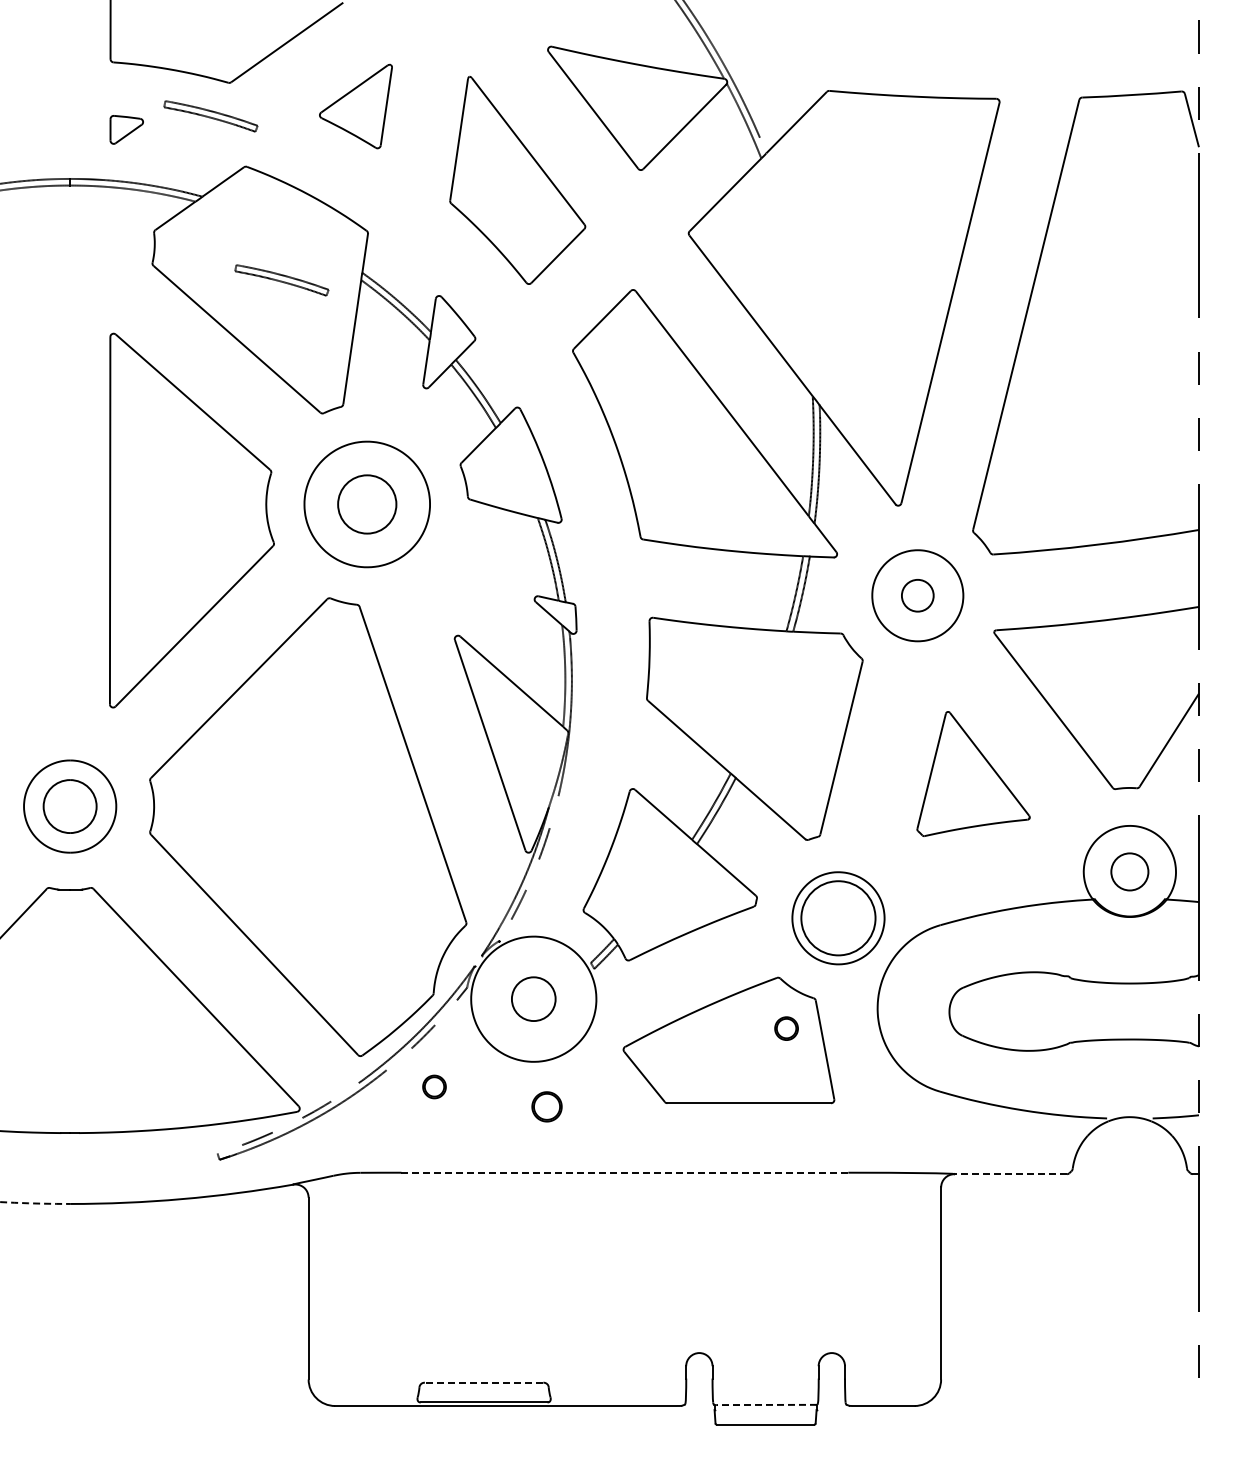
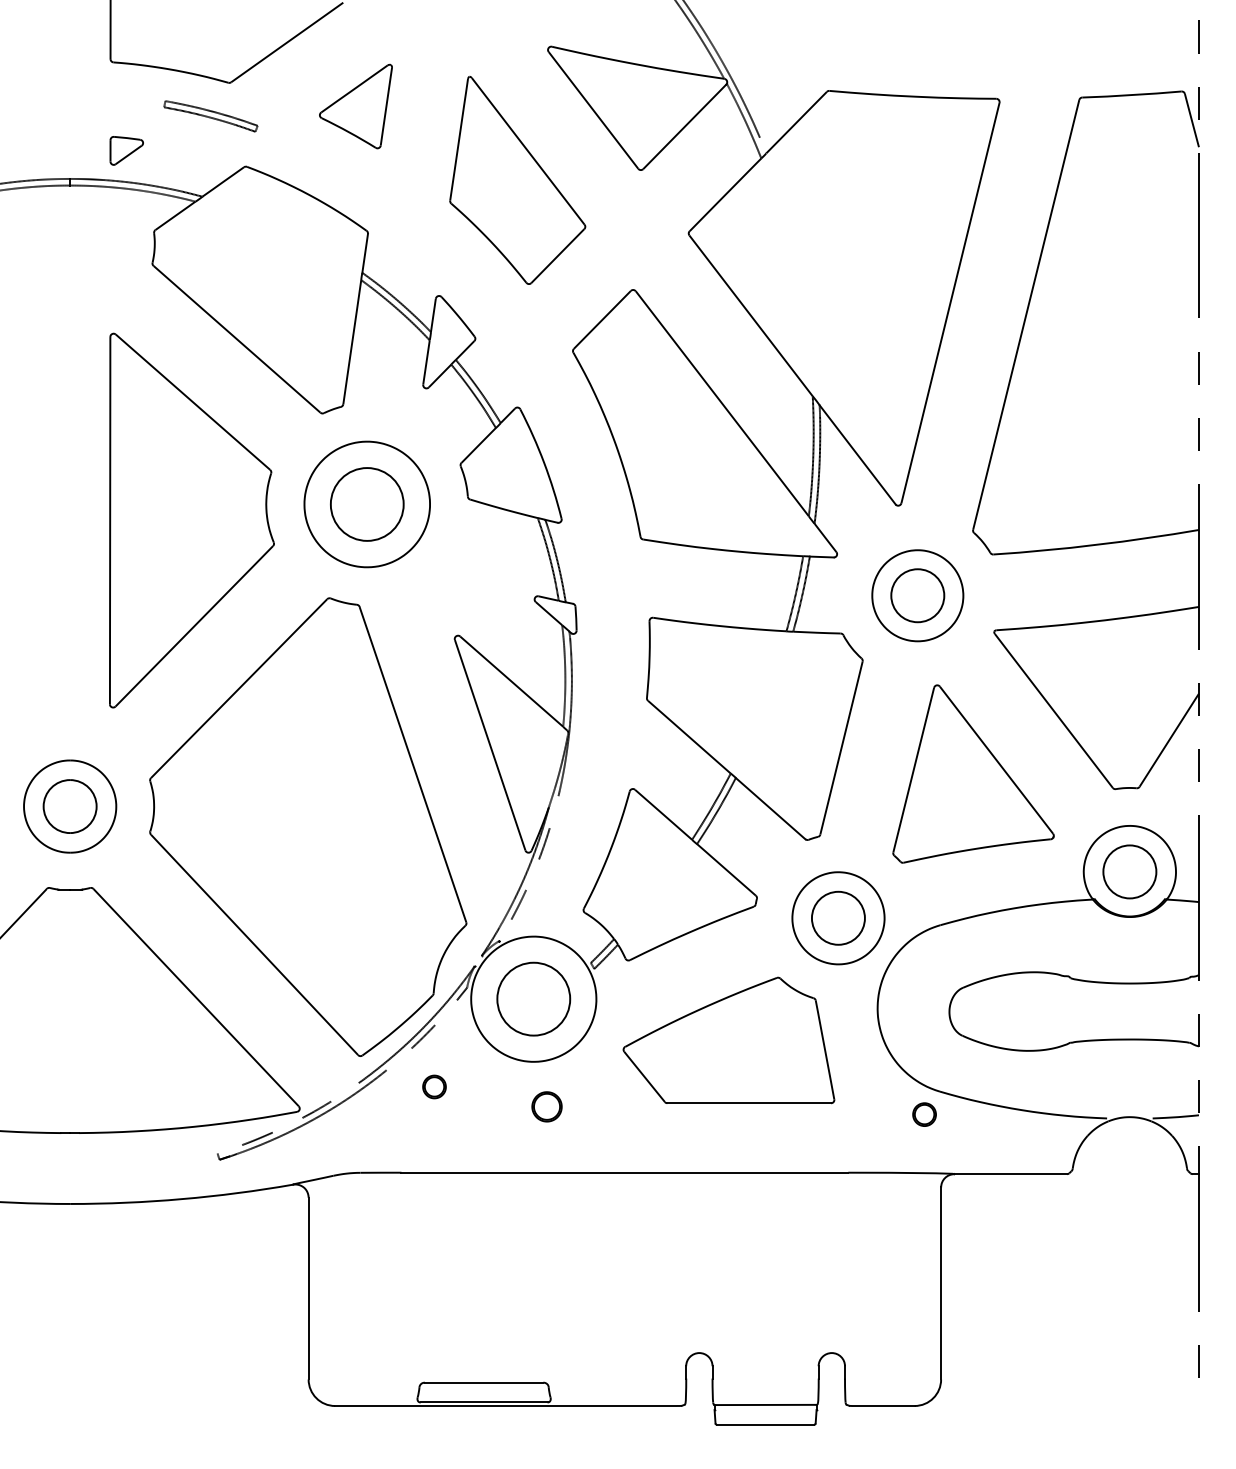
part position: (126, 129) -> (126, 150) (126, 150)
part: present -> none (281, 280)
circle diameter: 58 px -> 73 px (366, 504)
circle diameter: 32 px -> 53 px (917, 595)
part size: 115x126 px -> 163x180 px (973, 773)
circle diameter: 37 px -> 53 px (1129, 871)
circle diameter: 74 px -> 53 px (837, 917)
circle diameter: 44 px -> 73 px (533, 998)
part position: (786, 1028) -> (924, 1114) (924, 1114)
line: dashed -> solid (624, 1172)
line: dashed -> solid (1010, 1174)
arc: dashed -> solid (35, 1203)
line: dashed -> solid (483, 1382)
line: dashed -> solid (766, 1404)
